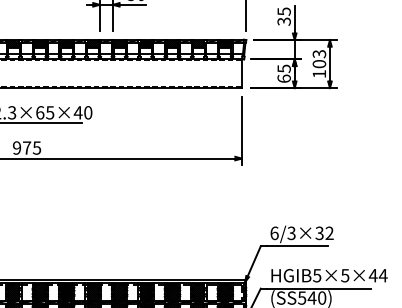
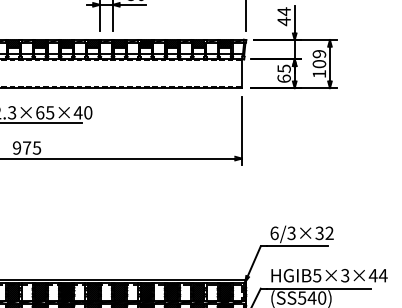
text: 35 -> 44 (283, 16)
text: 103 -> 109 (319, 54)
text: HGIB5×5×44 -> HGIB5×3×44 (345, 275)
